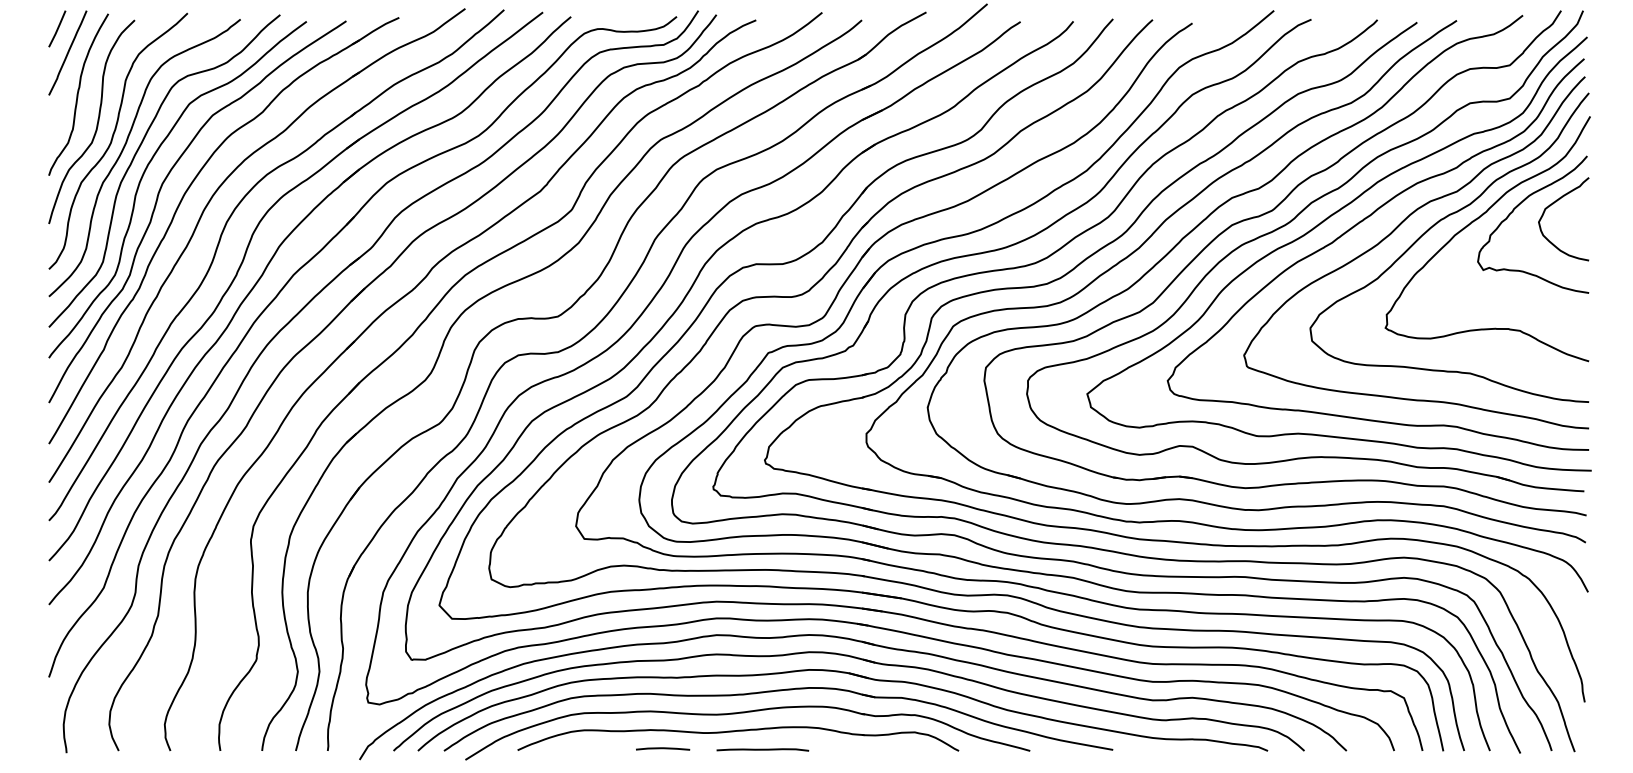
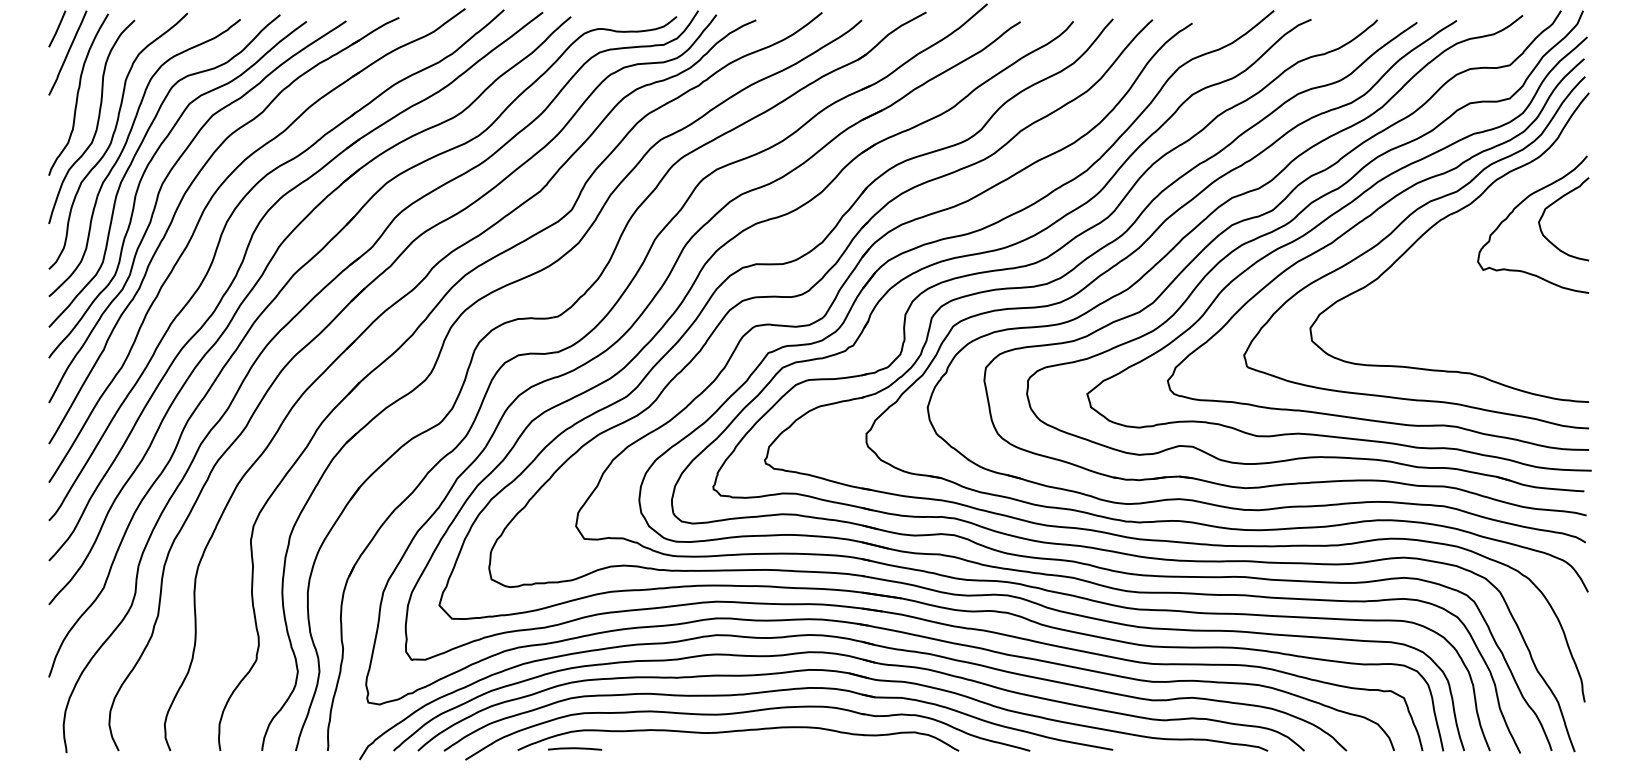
curve: present -> none (1478, 219)
line position: (663, 748) -> (575, 748) (575, 748)
line: present -> none (762, 749)
